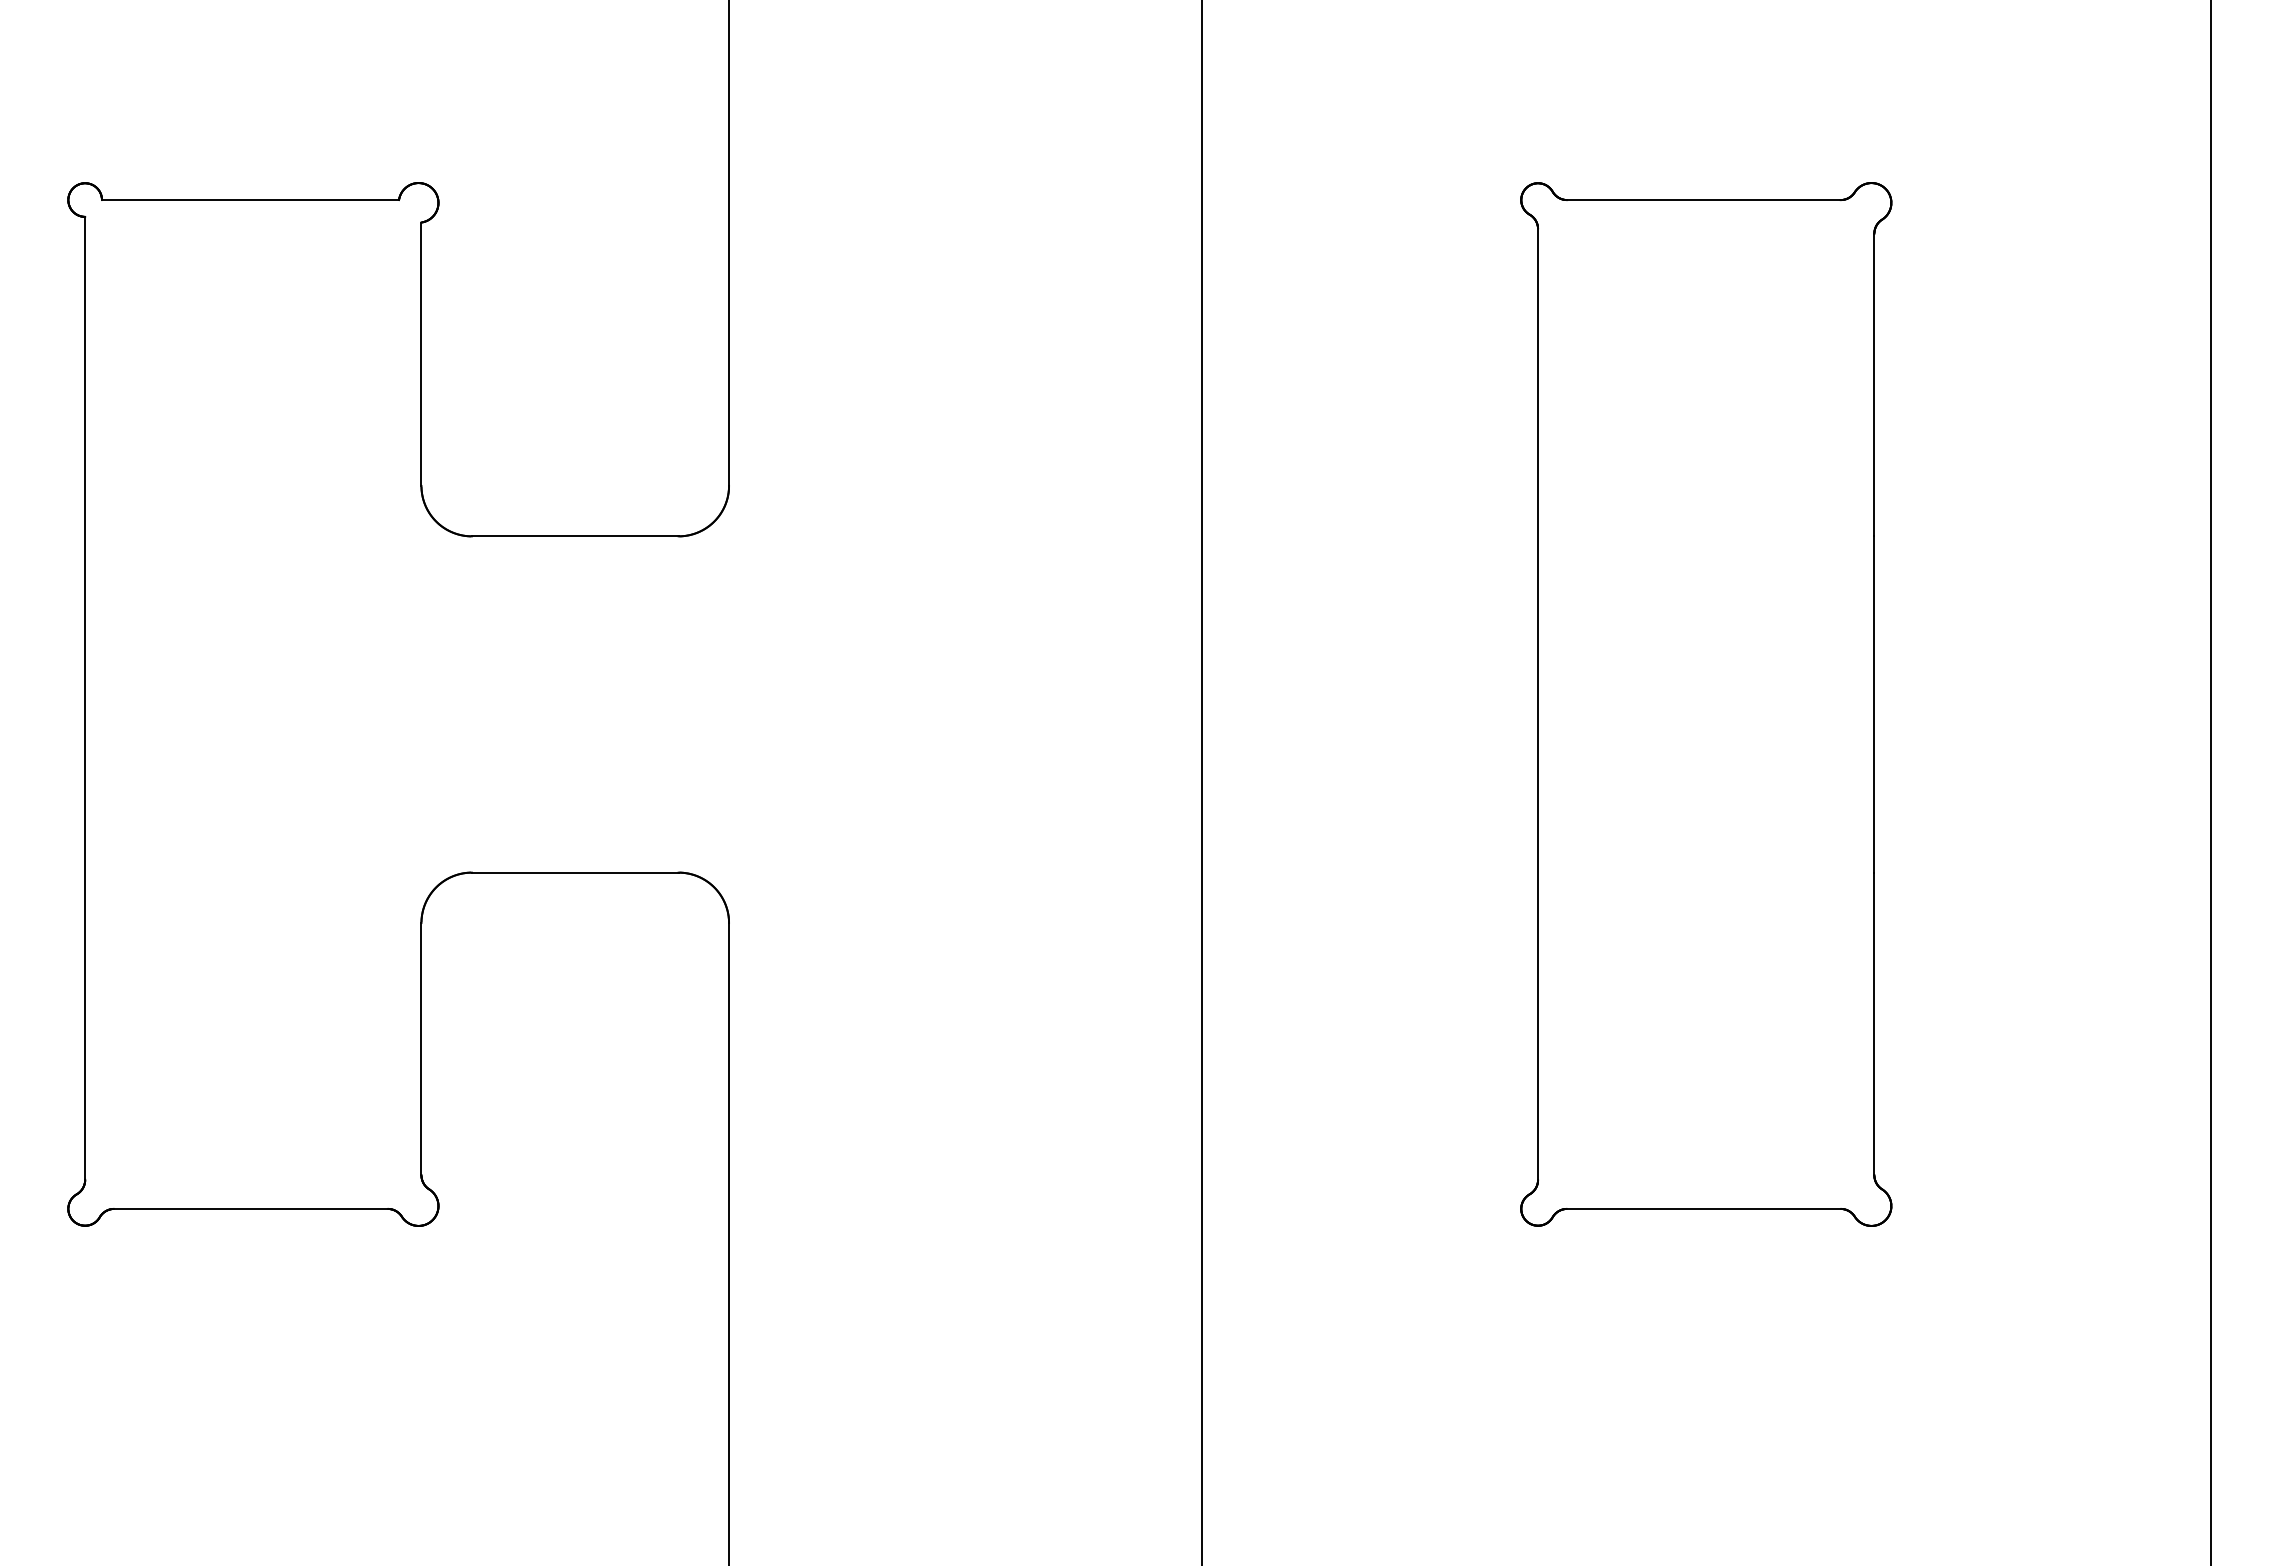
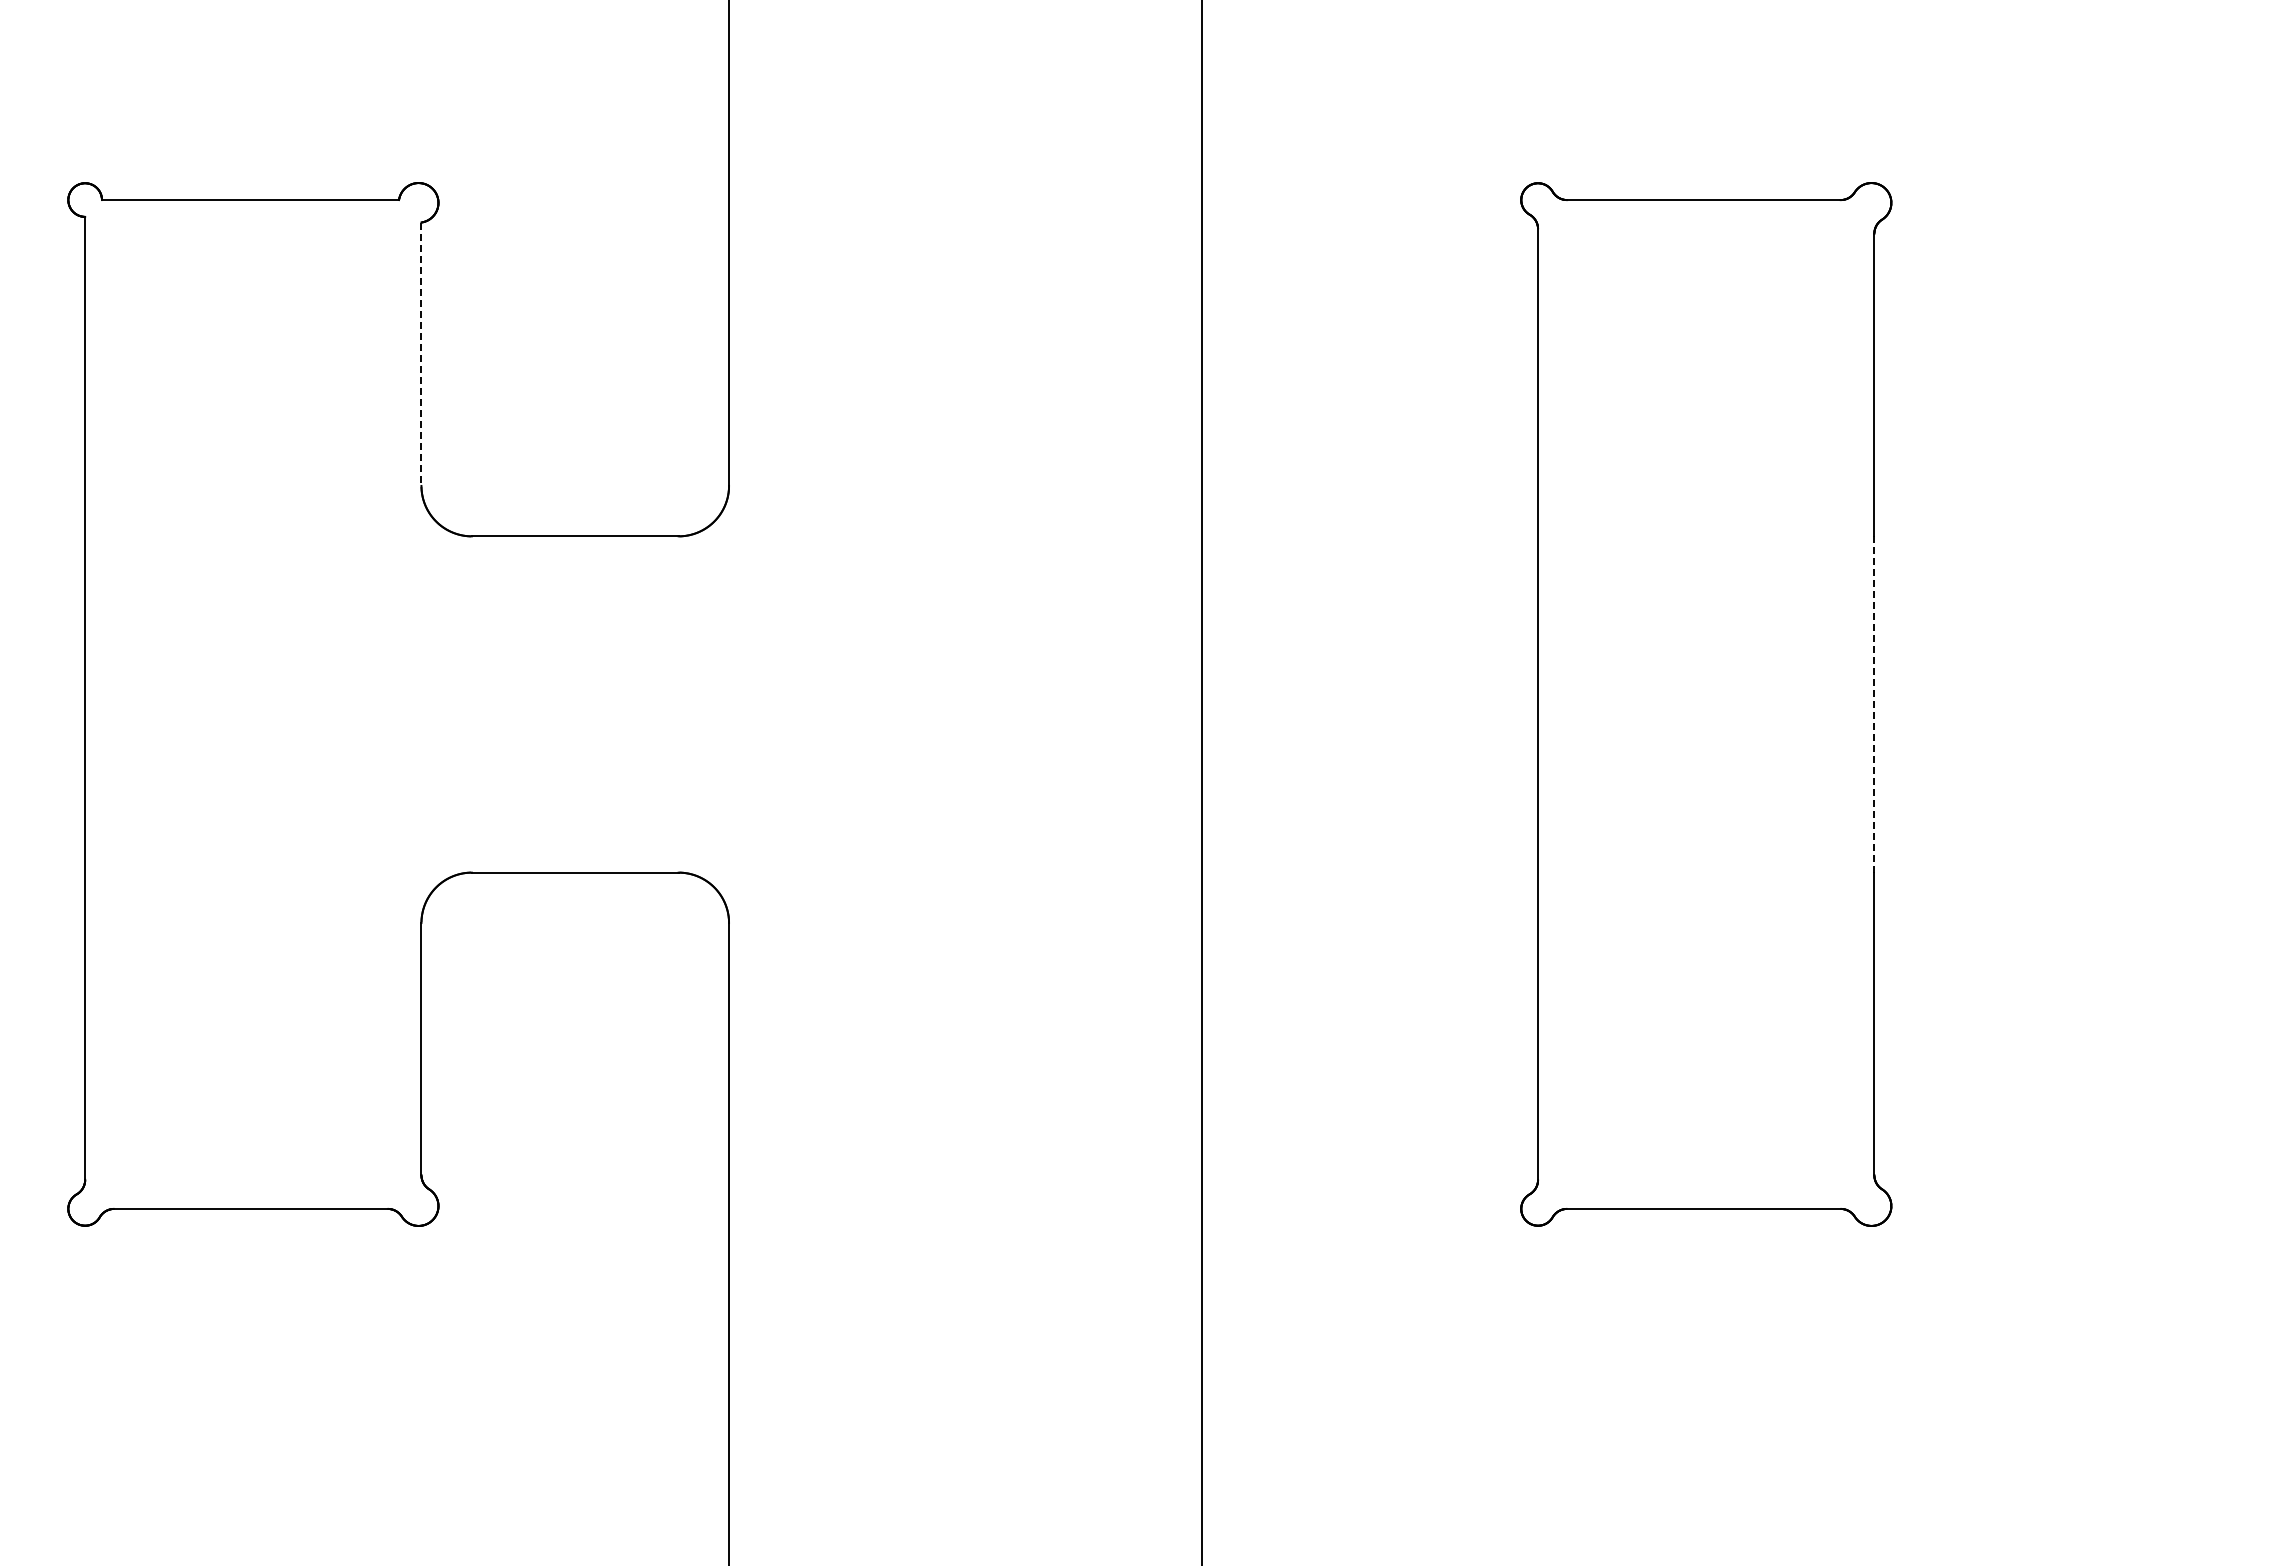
line: solid -> dashed (421, 354)
line: solid -> dashed (1874, 705)
line: present -> none (2210, 782)
